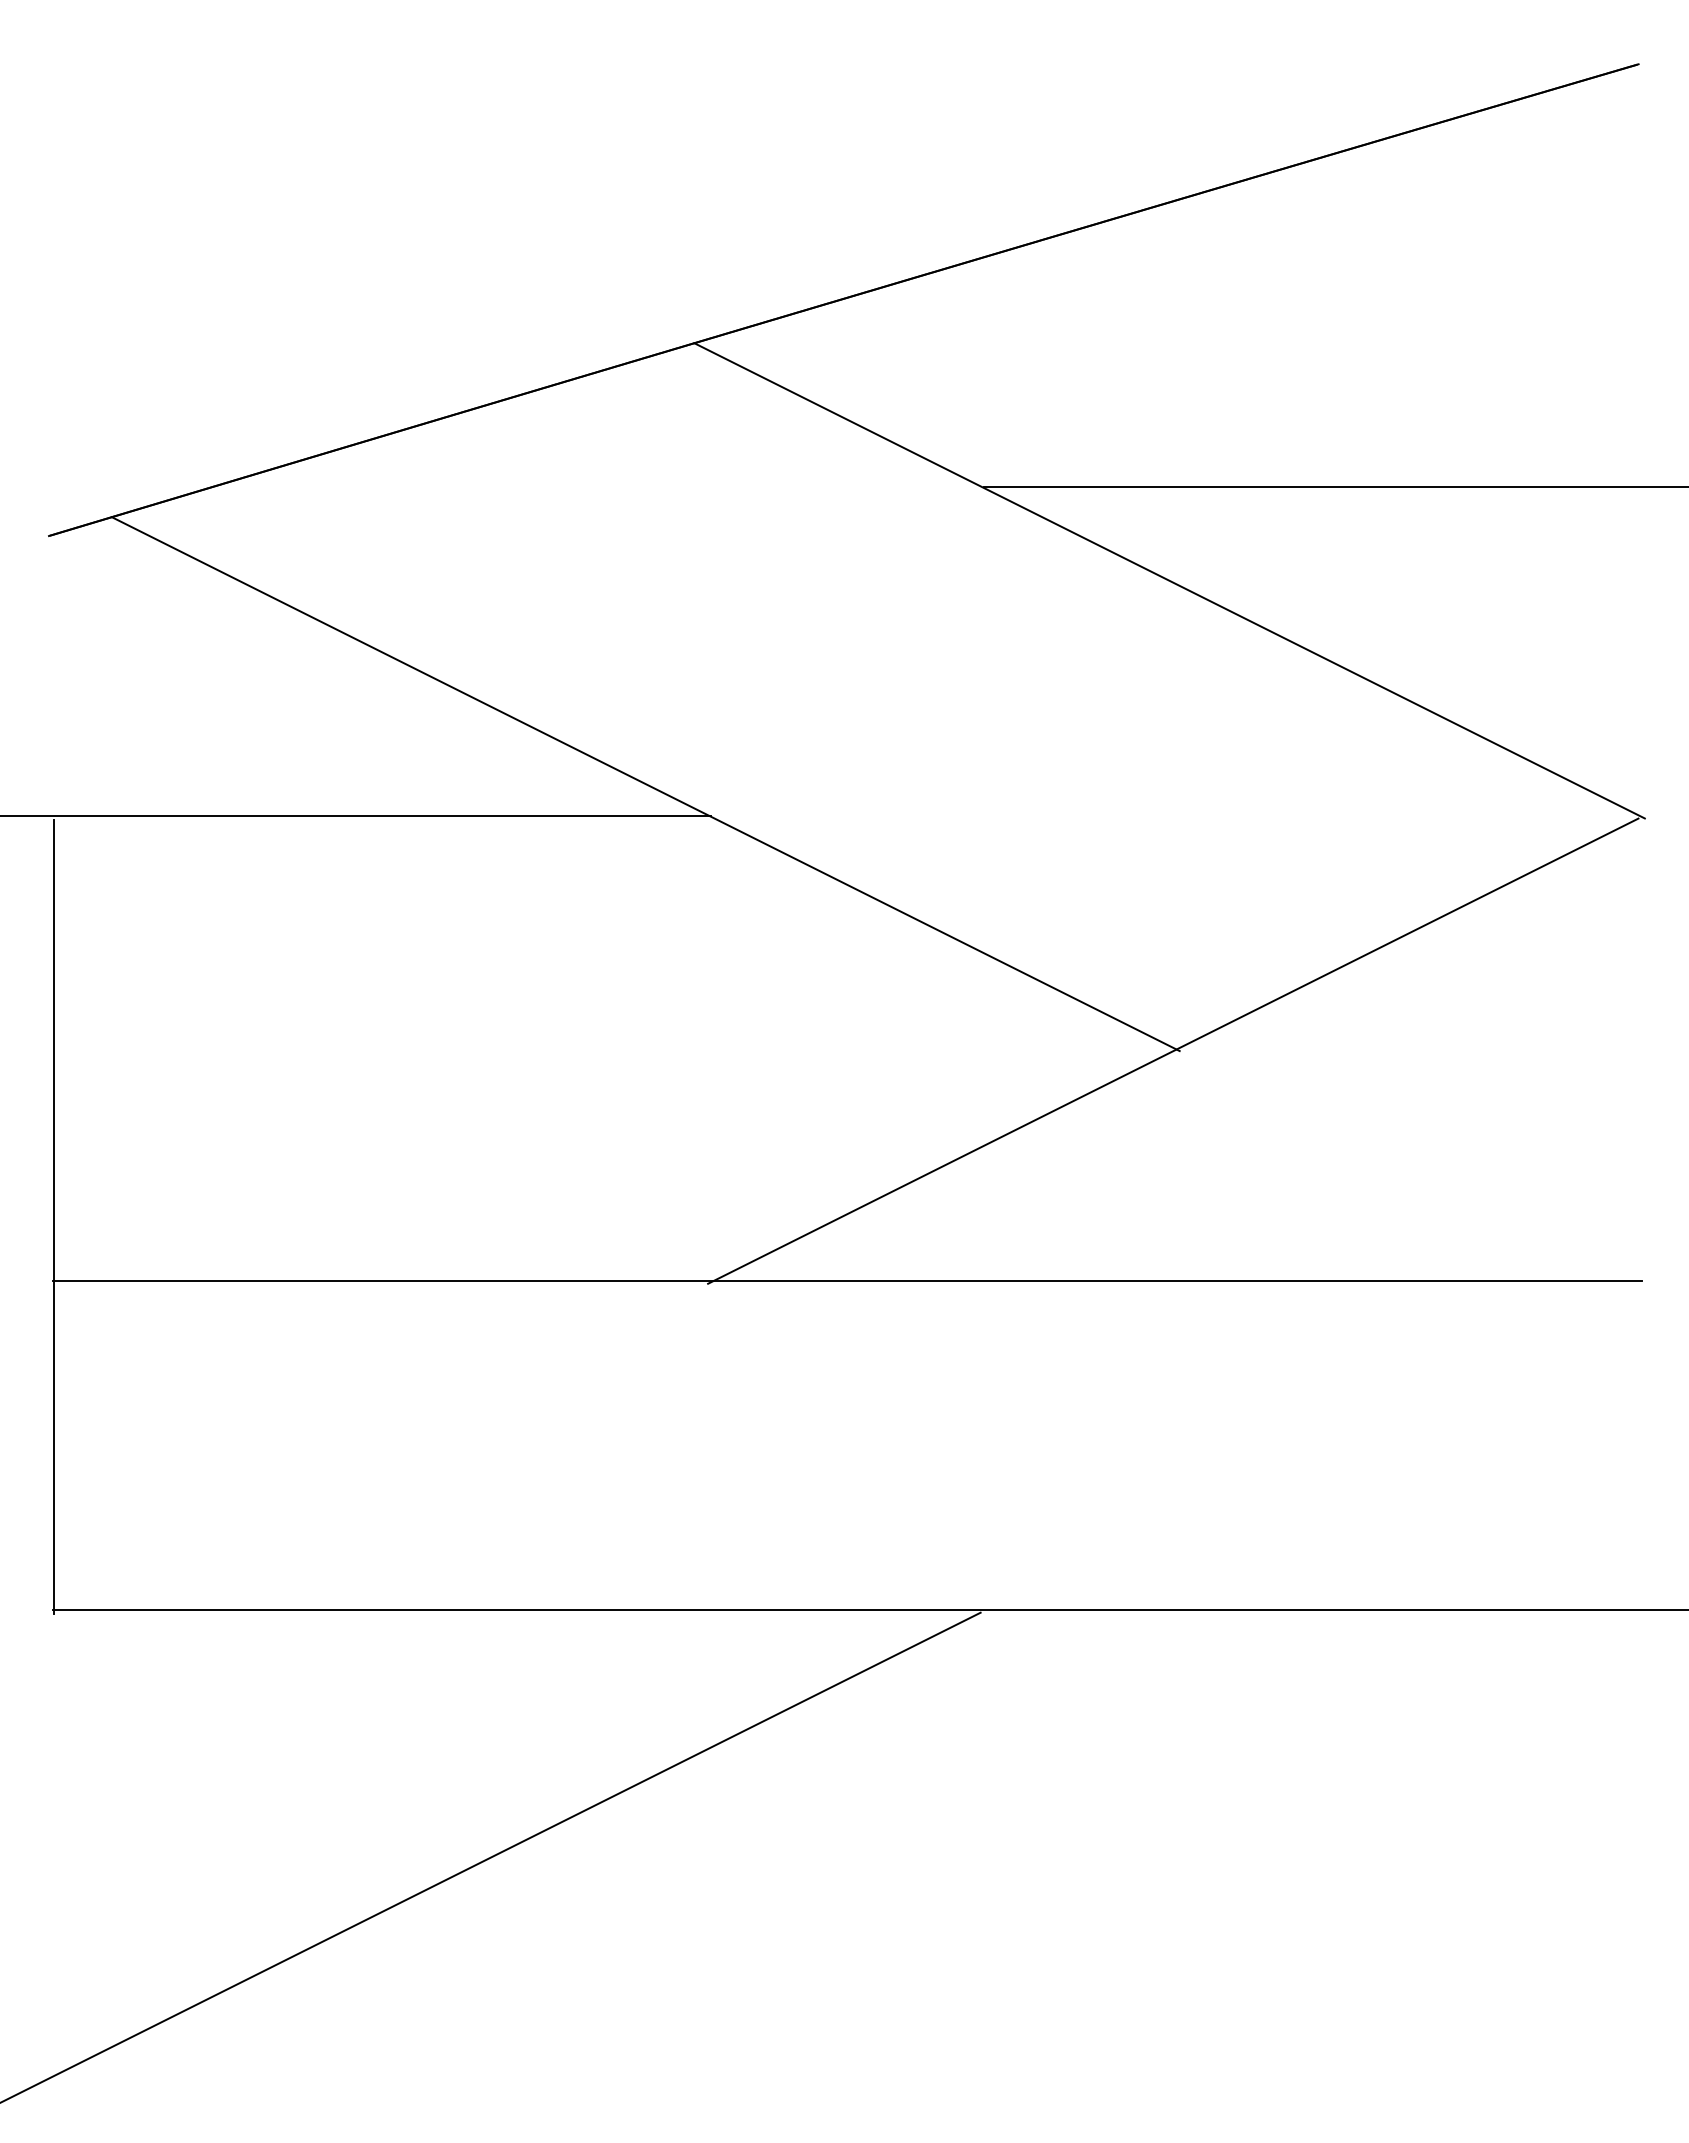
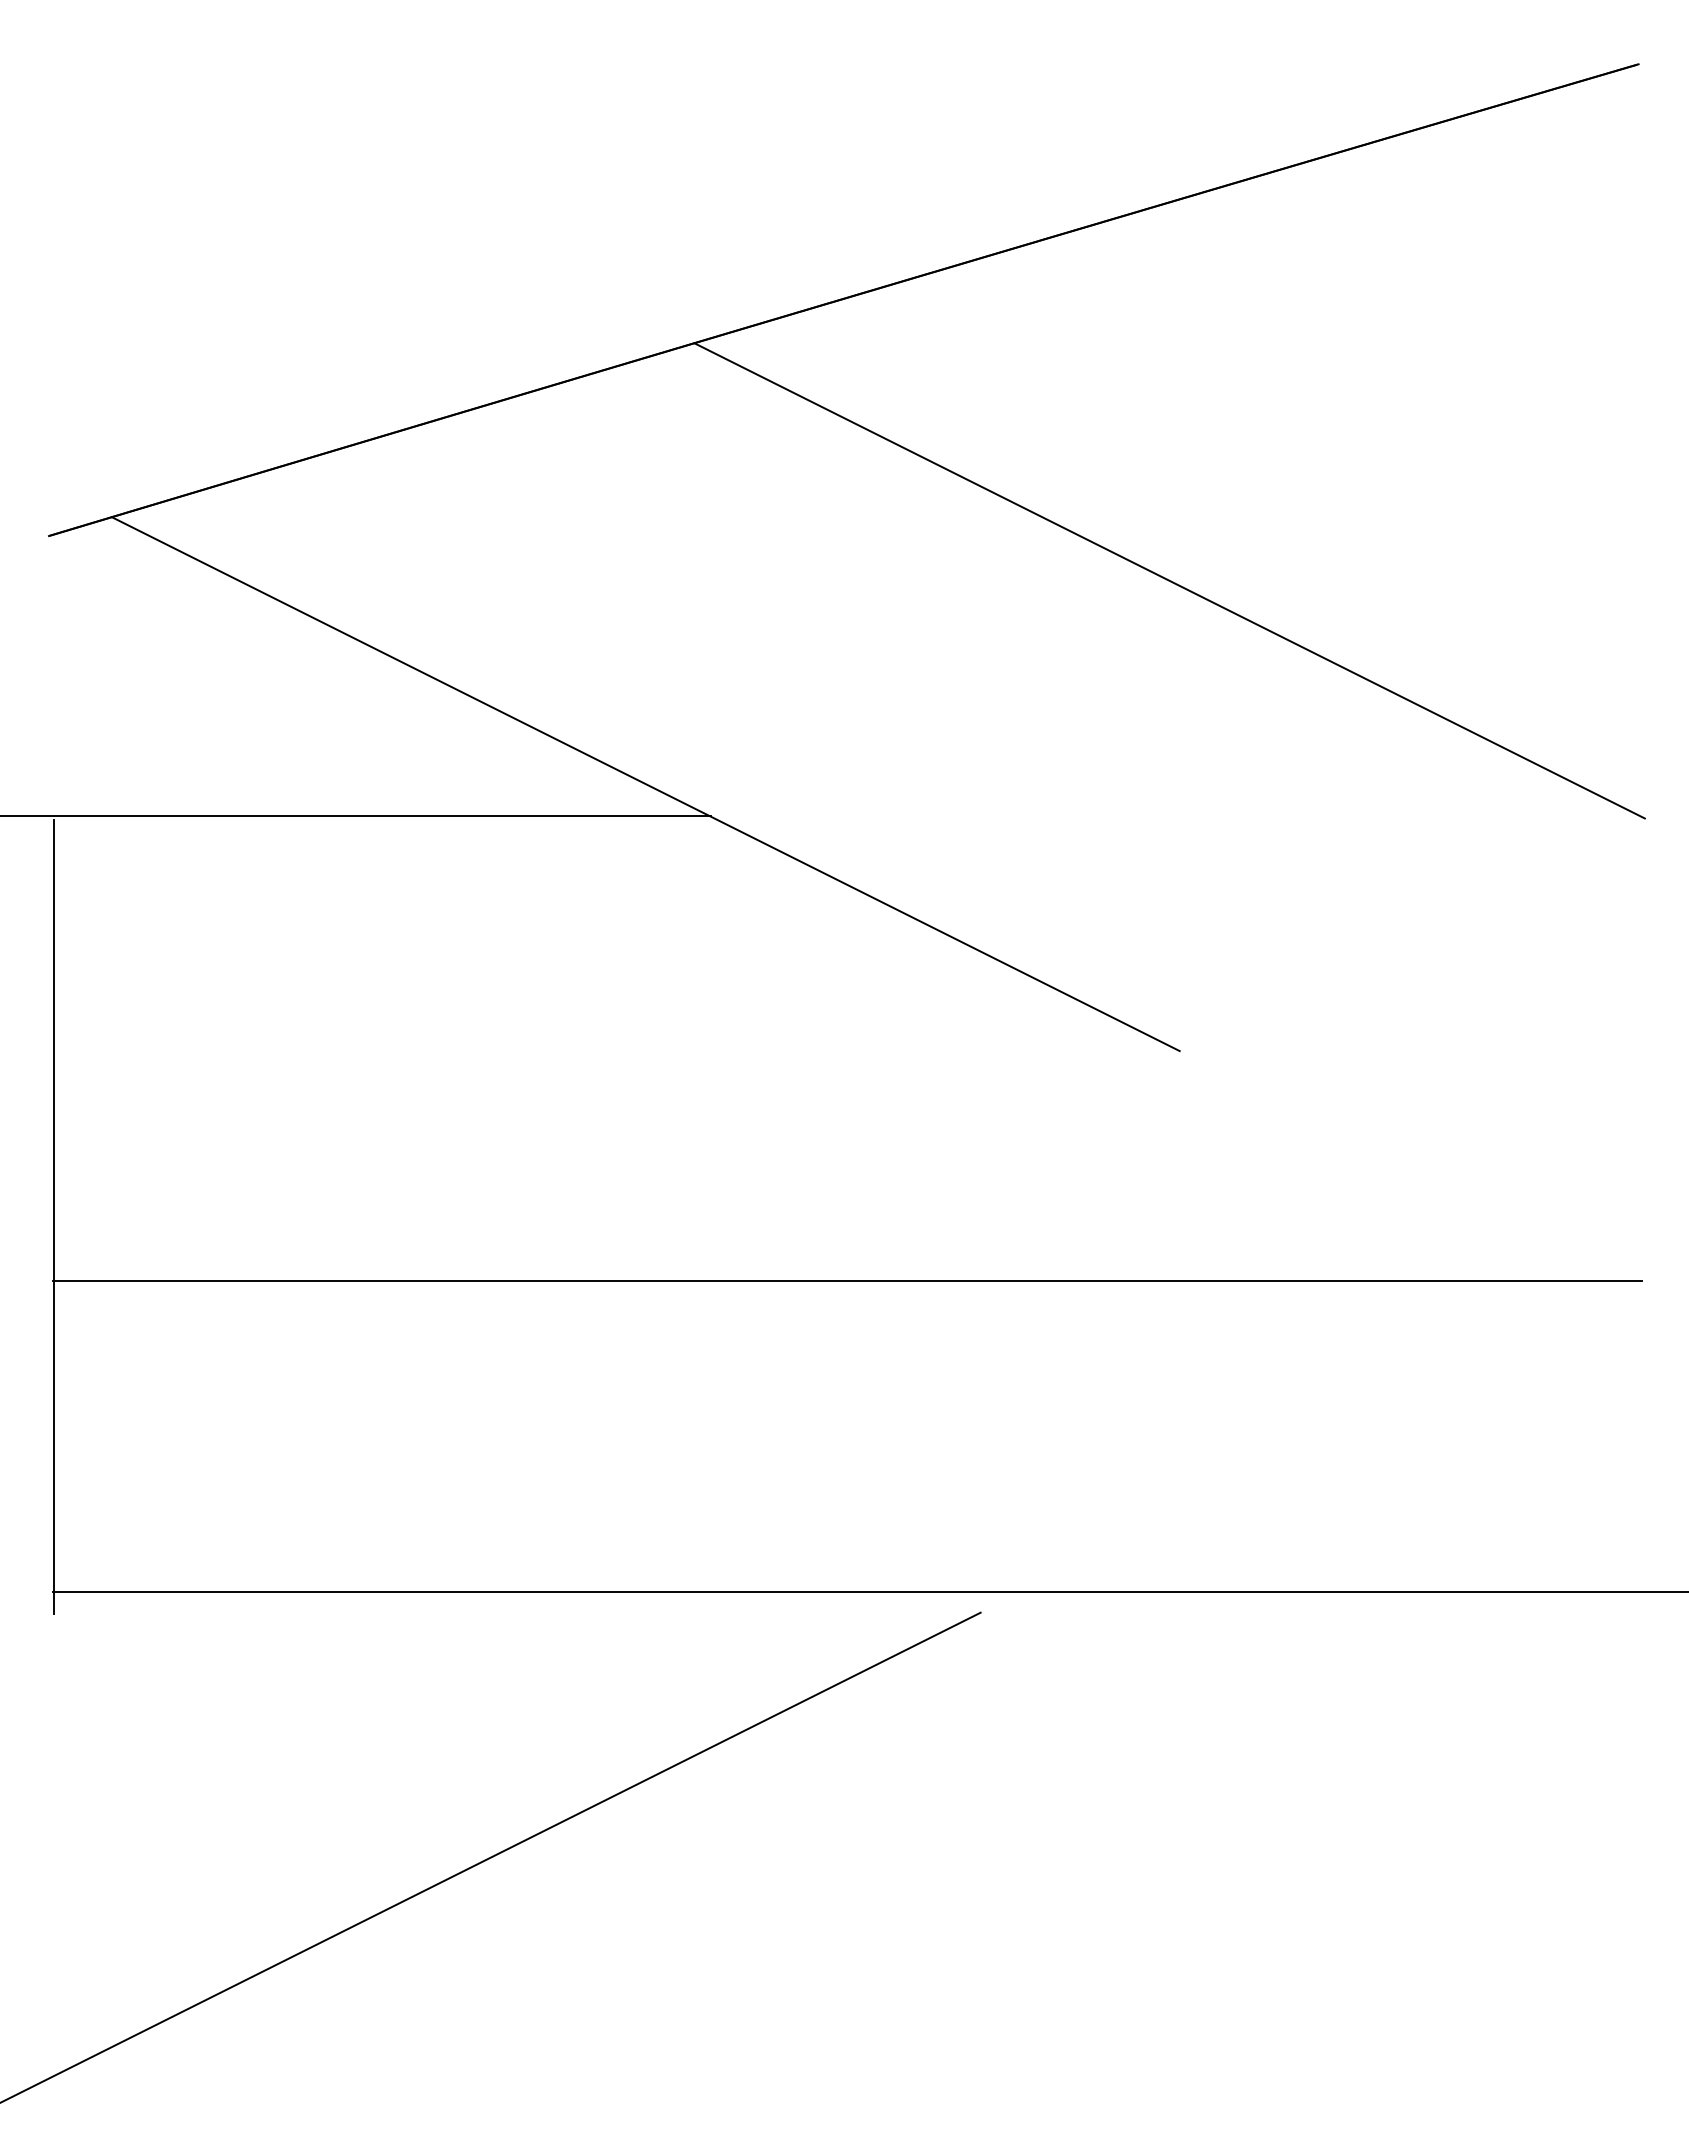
line: present -> none (1334, 486)
line: present -> none (1173, 1050)
line position: (869, 1609) -> (869, 1591) (869, 1591)
